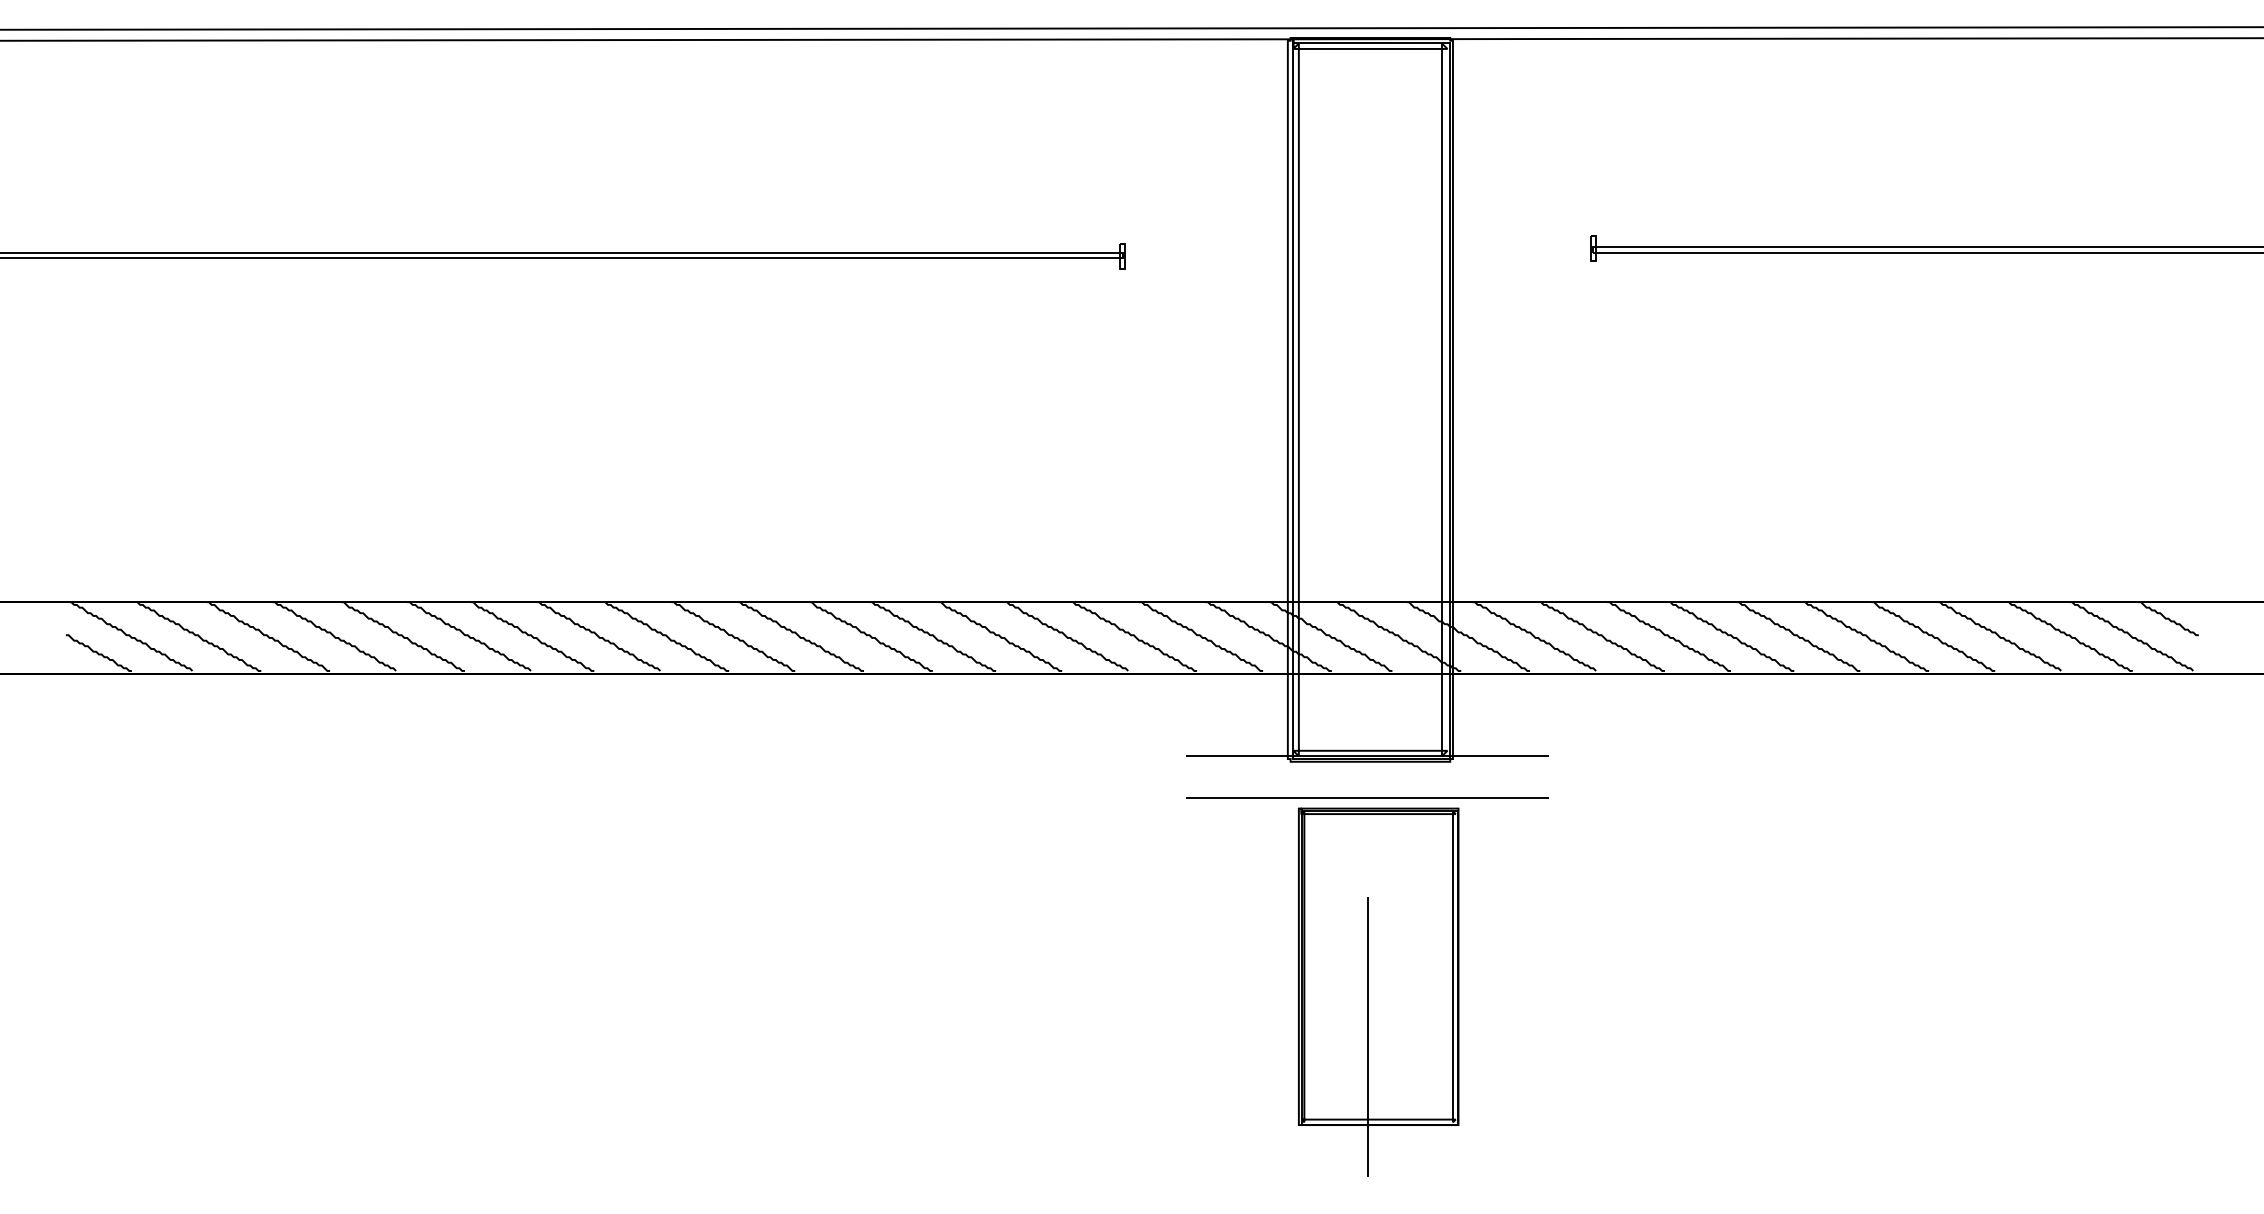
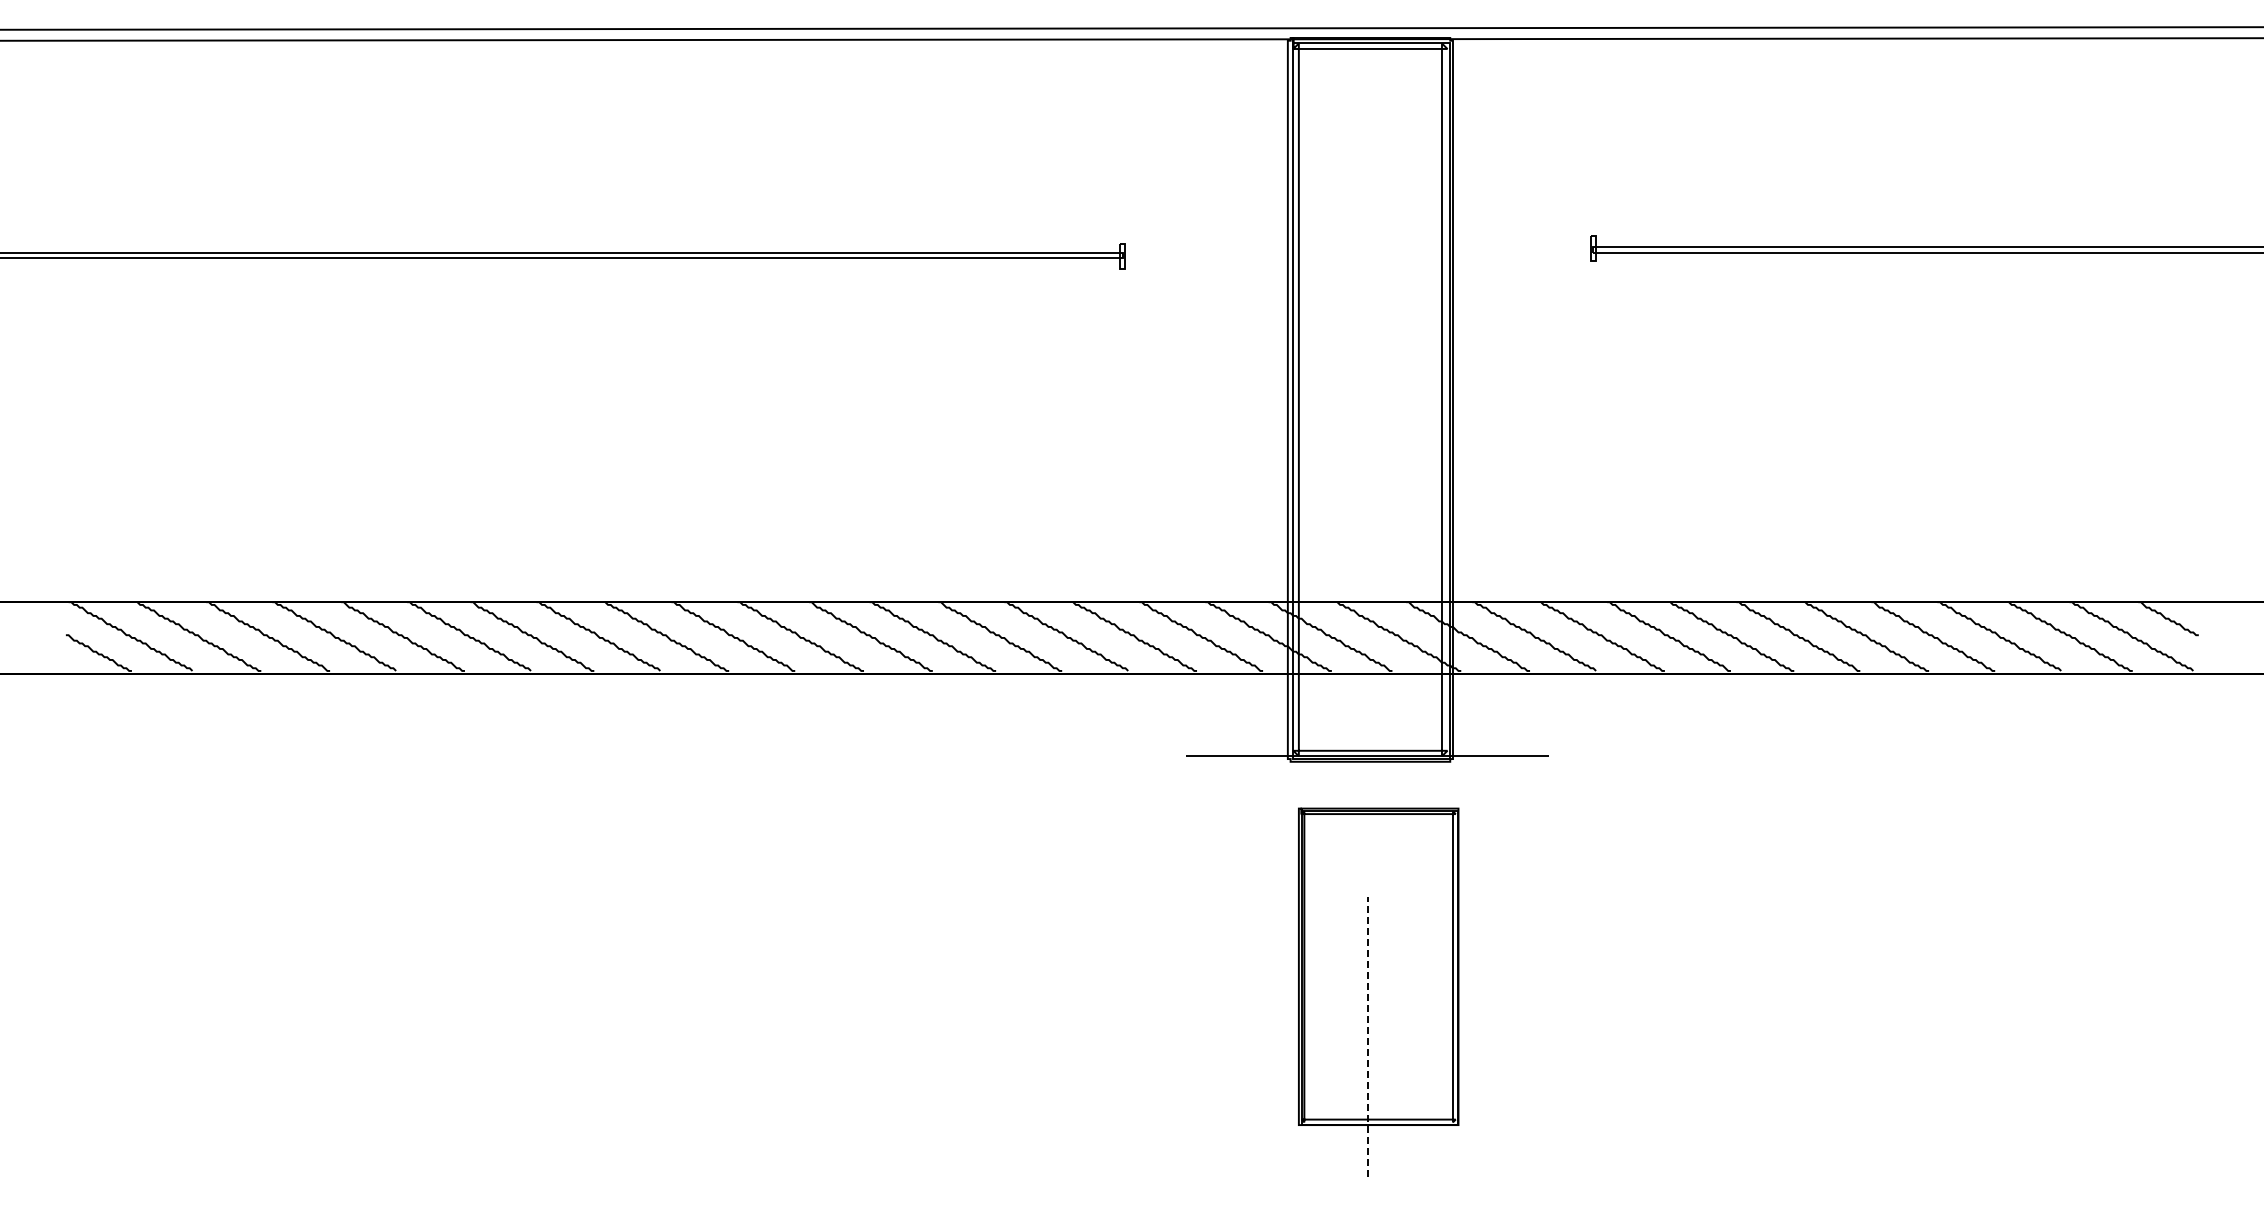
line: present -> none (1367, 797)
line: solid -> dashed (1367, 1036)
